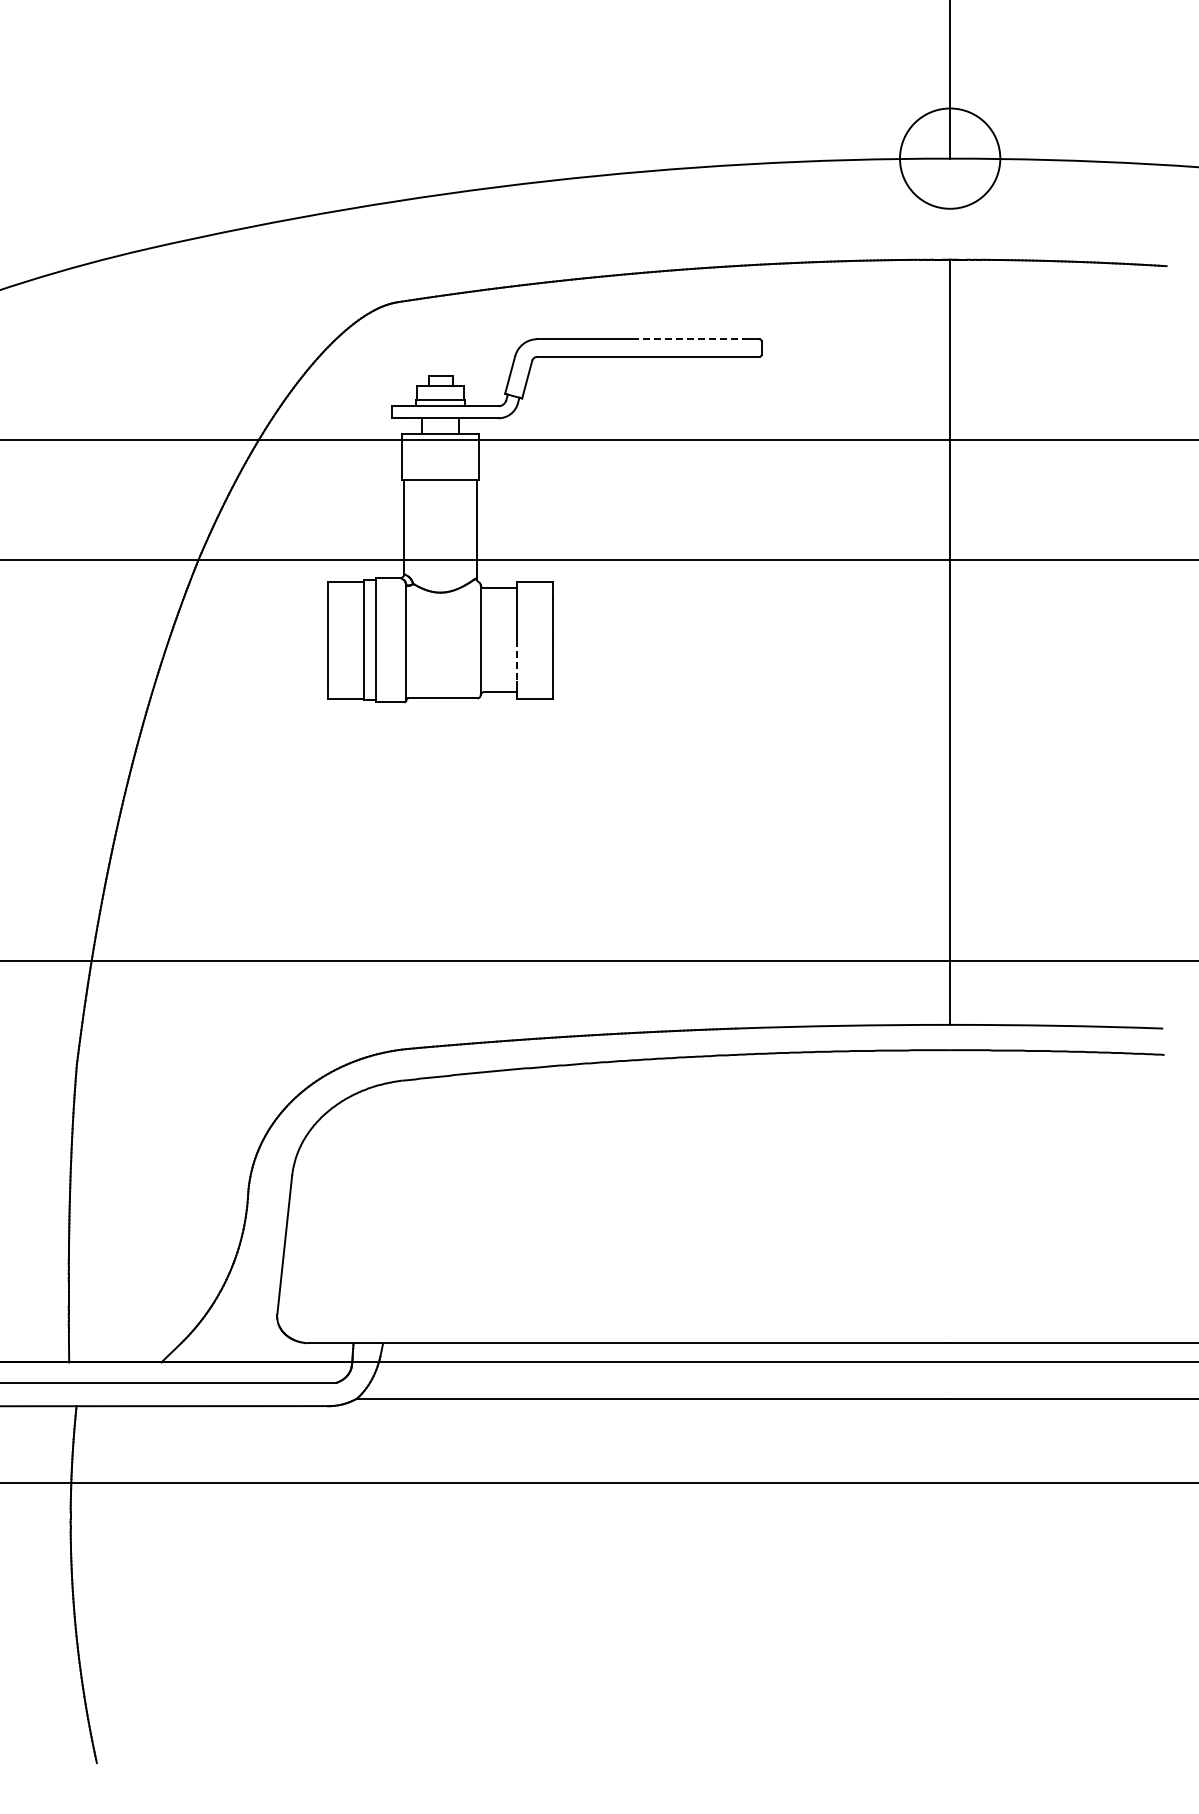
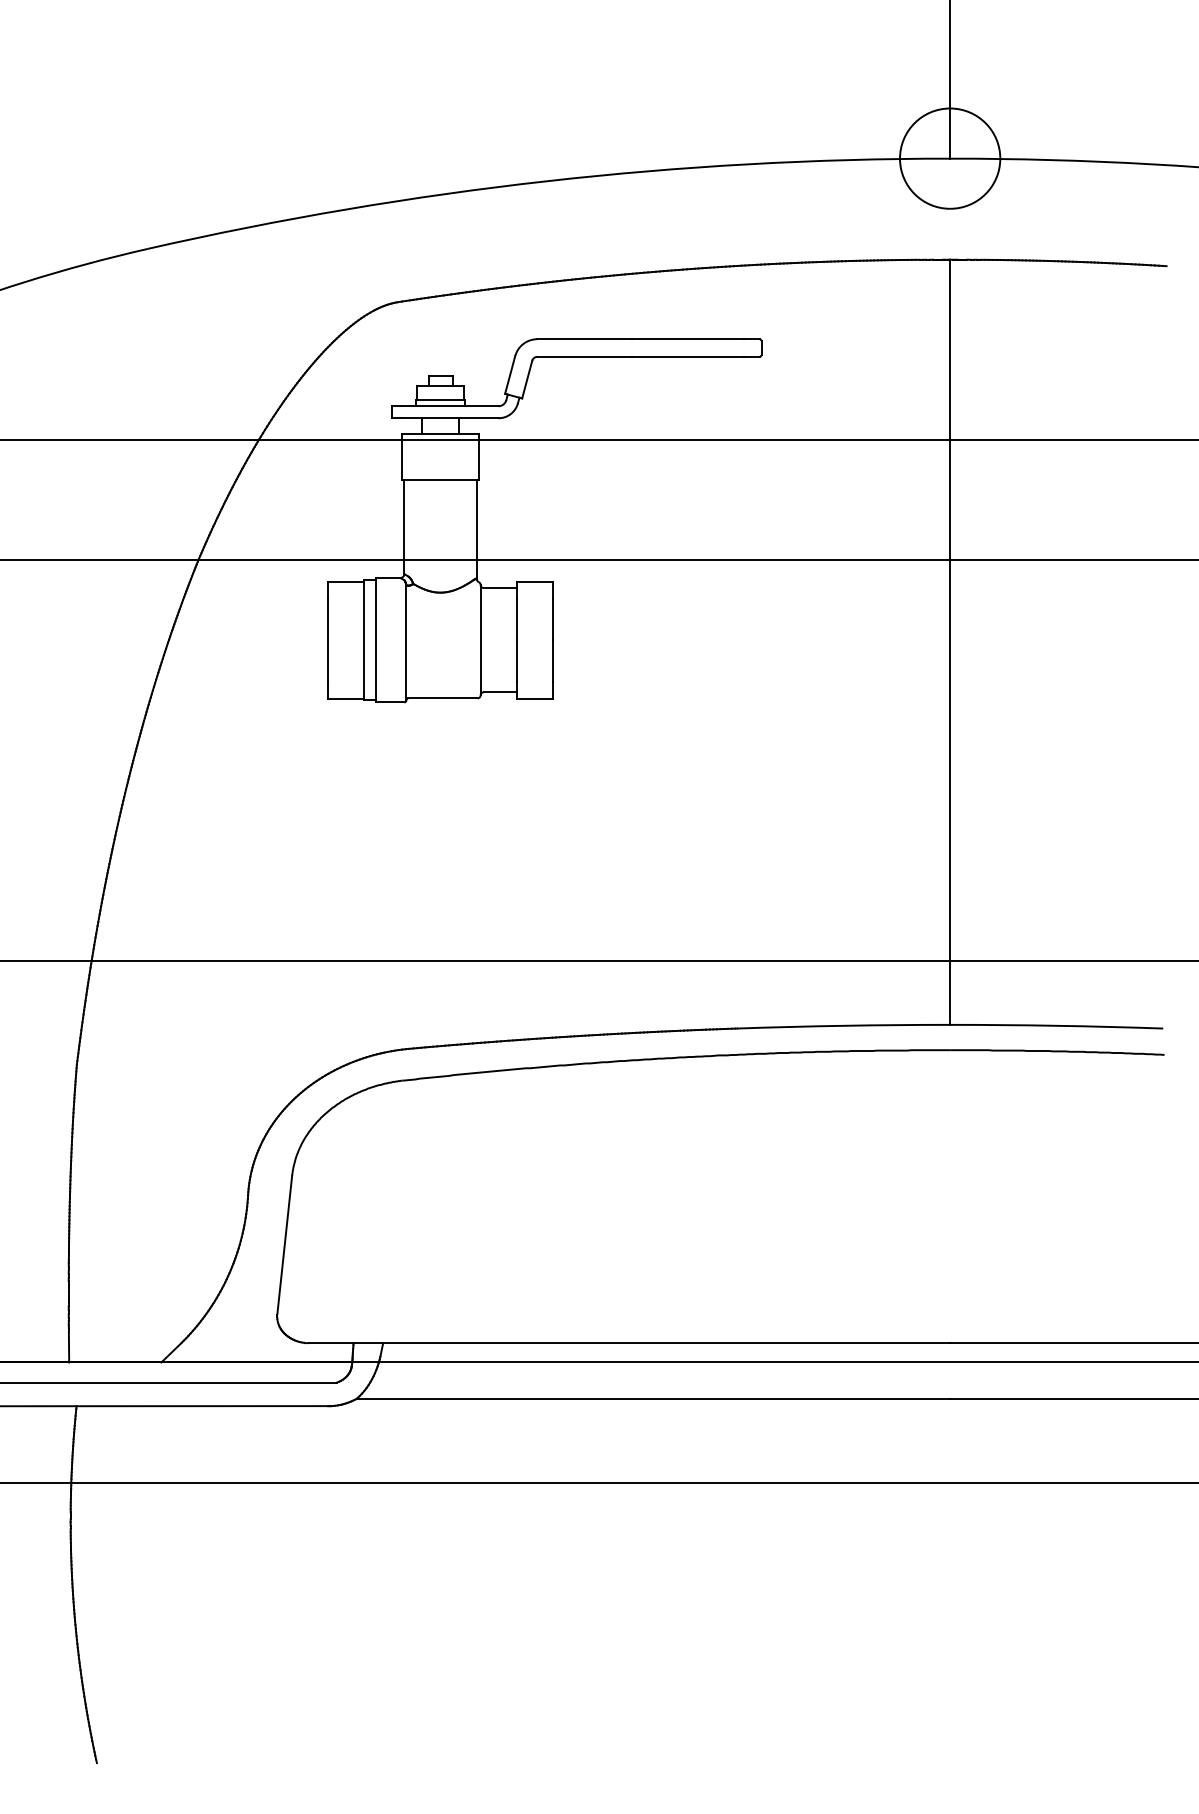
line: dashed -> solid (688, 339)
line: dashed -> solid (516, 660)
